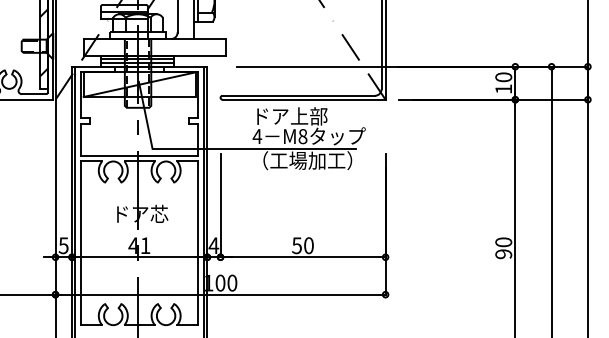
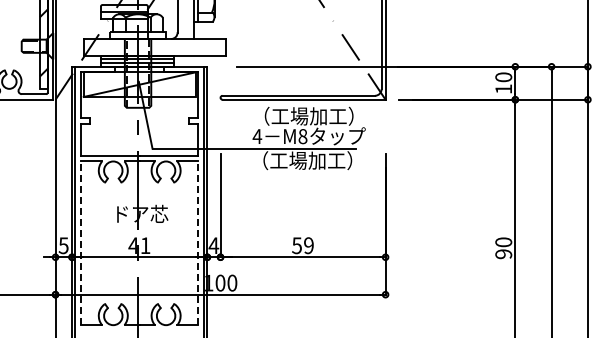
text: ドア上部 -> （工場加工） (305, 115)
line: solid -> dashed (80, 243)
line: solid -> dashed (198, 243)
text: 50 -> 59 (308, 245)
